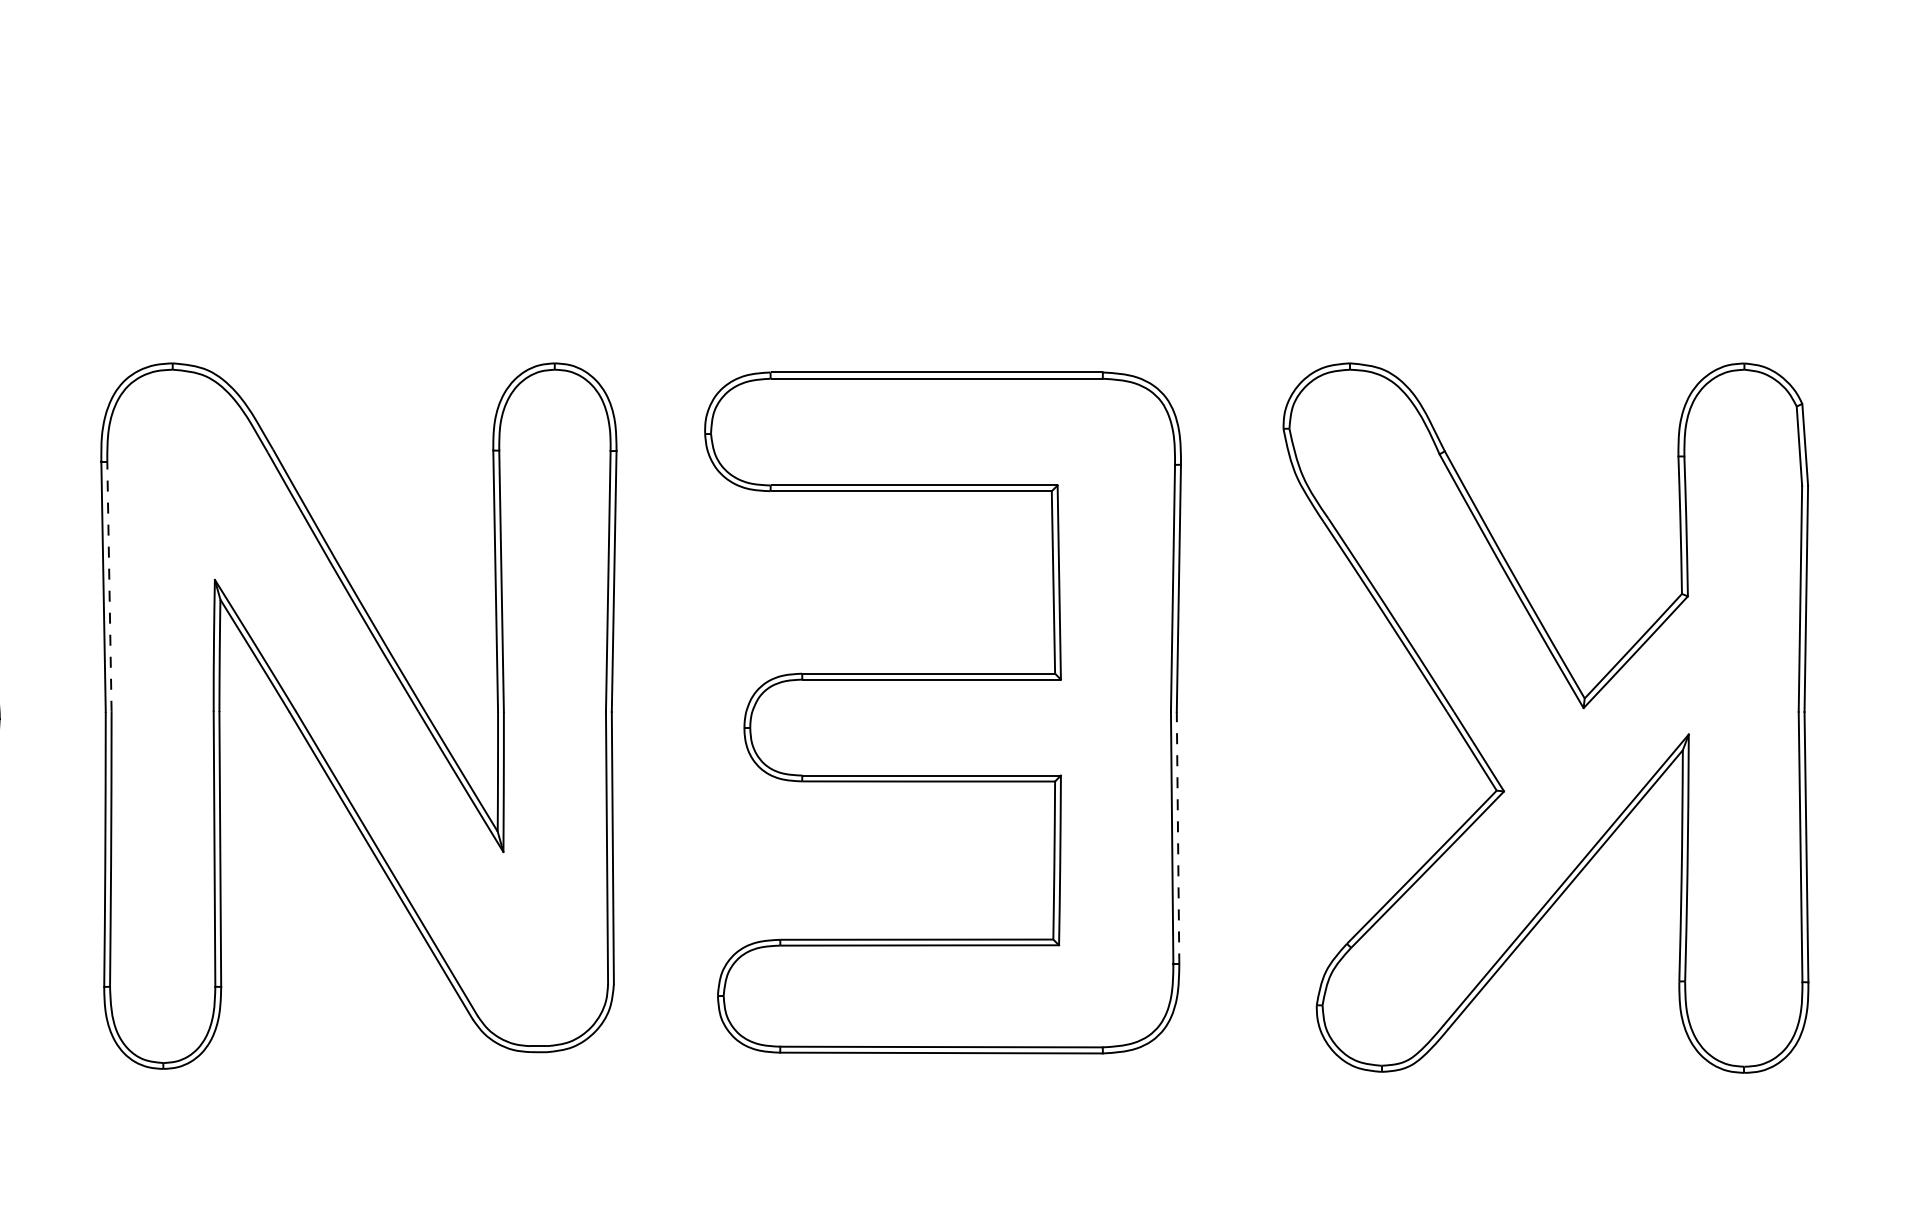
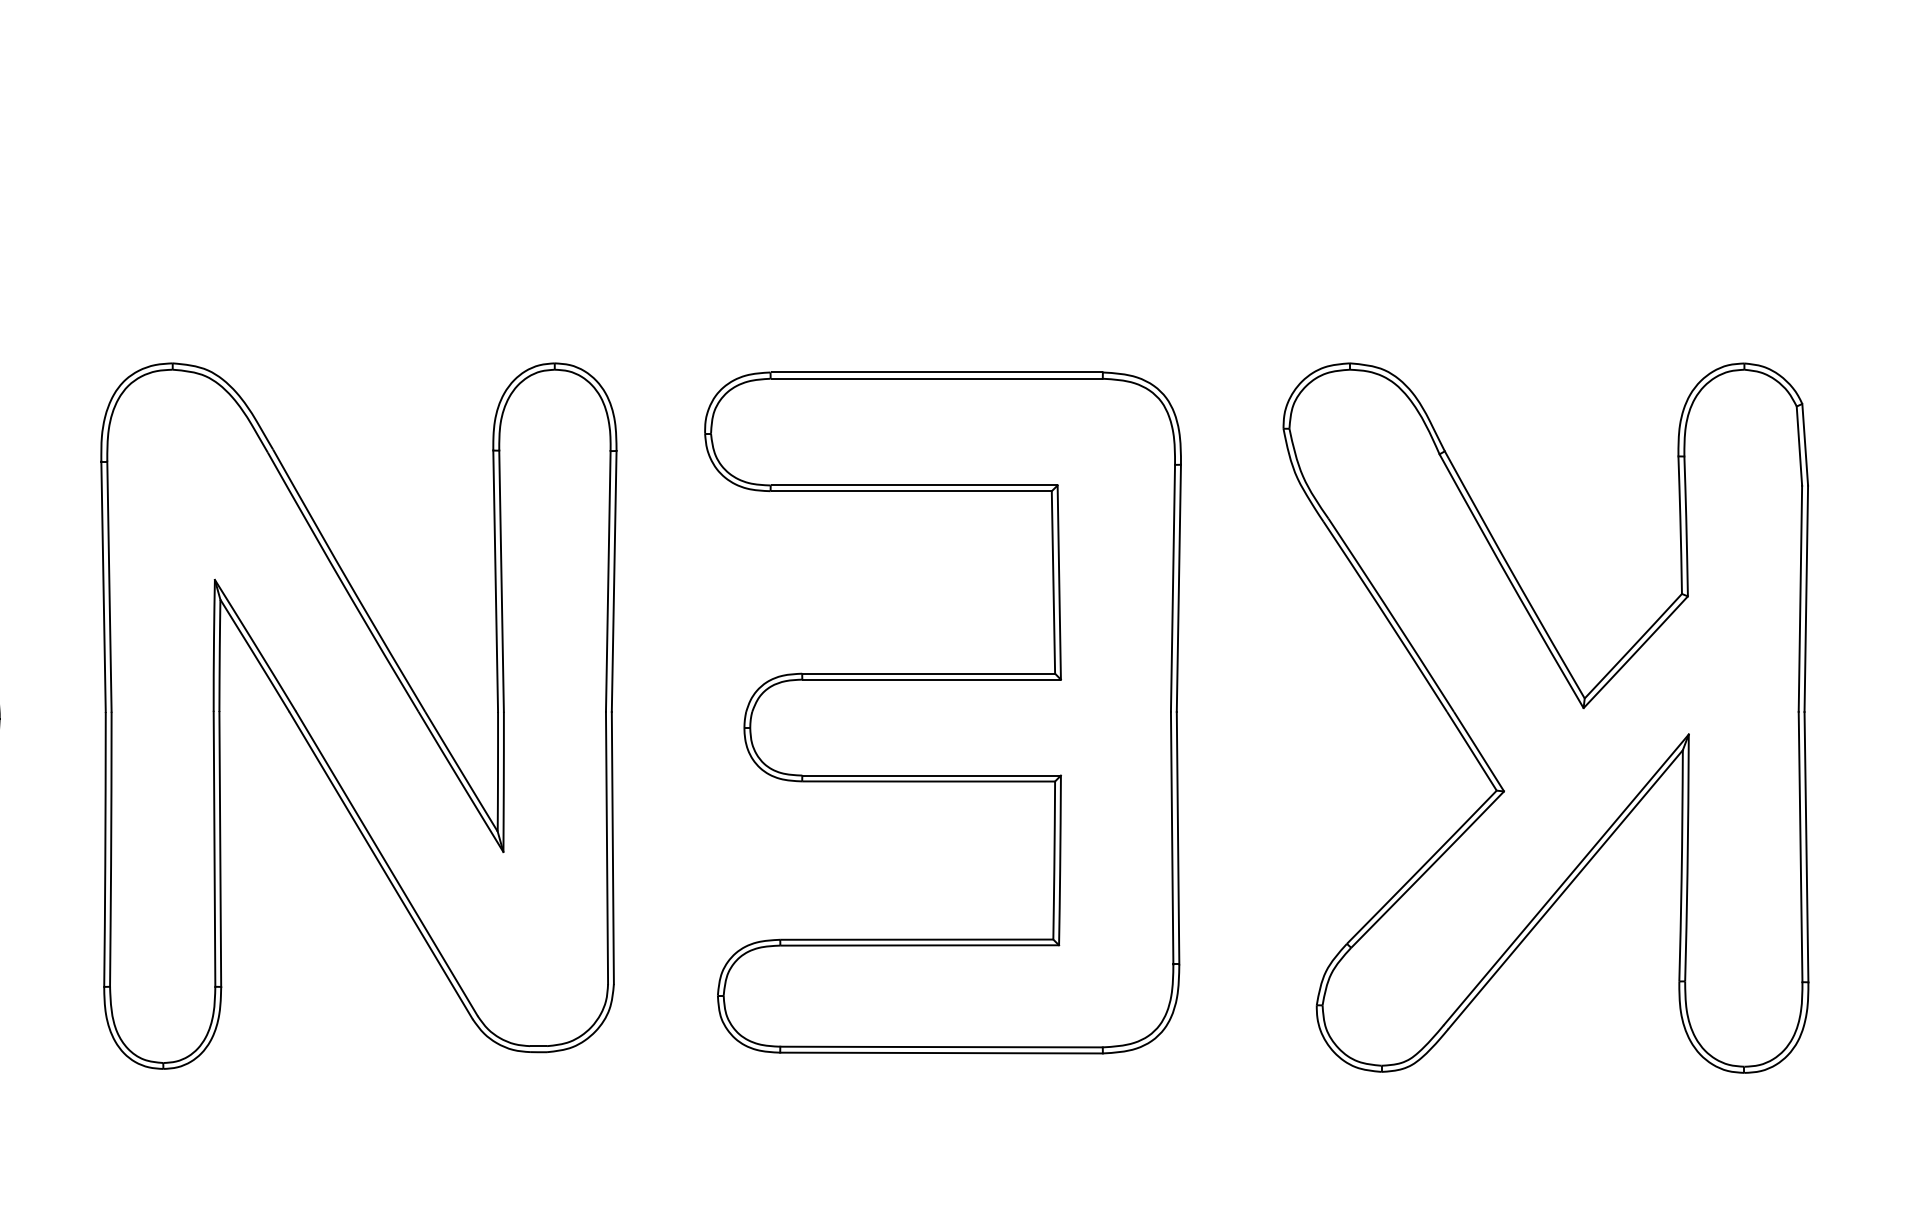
line: dashed -> solid (109, 586)
line: dashed -> solid (1178, 837)
